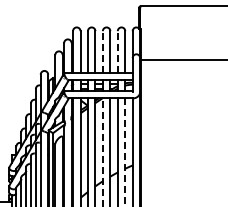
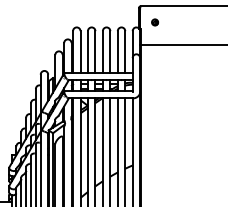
part: none -> present (155, 22)
line: dashed -> solid (102, 51)
line: dashed -> solid (117, 51)
line position: (182, 59) -> (182, 44) (182, 44)
line: dashed -> solid (102, 152)
line: dashed -> solid (125, 152)
